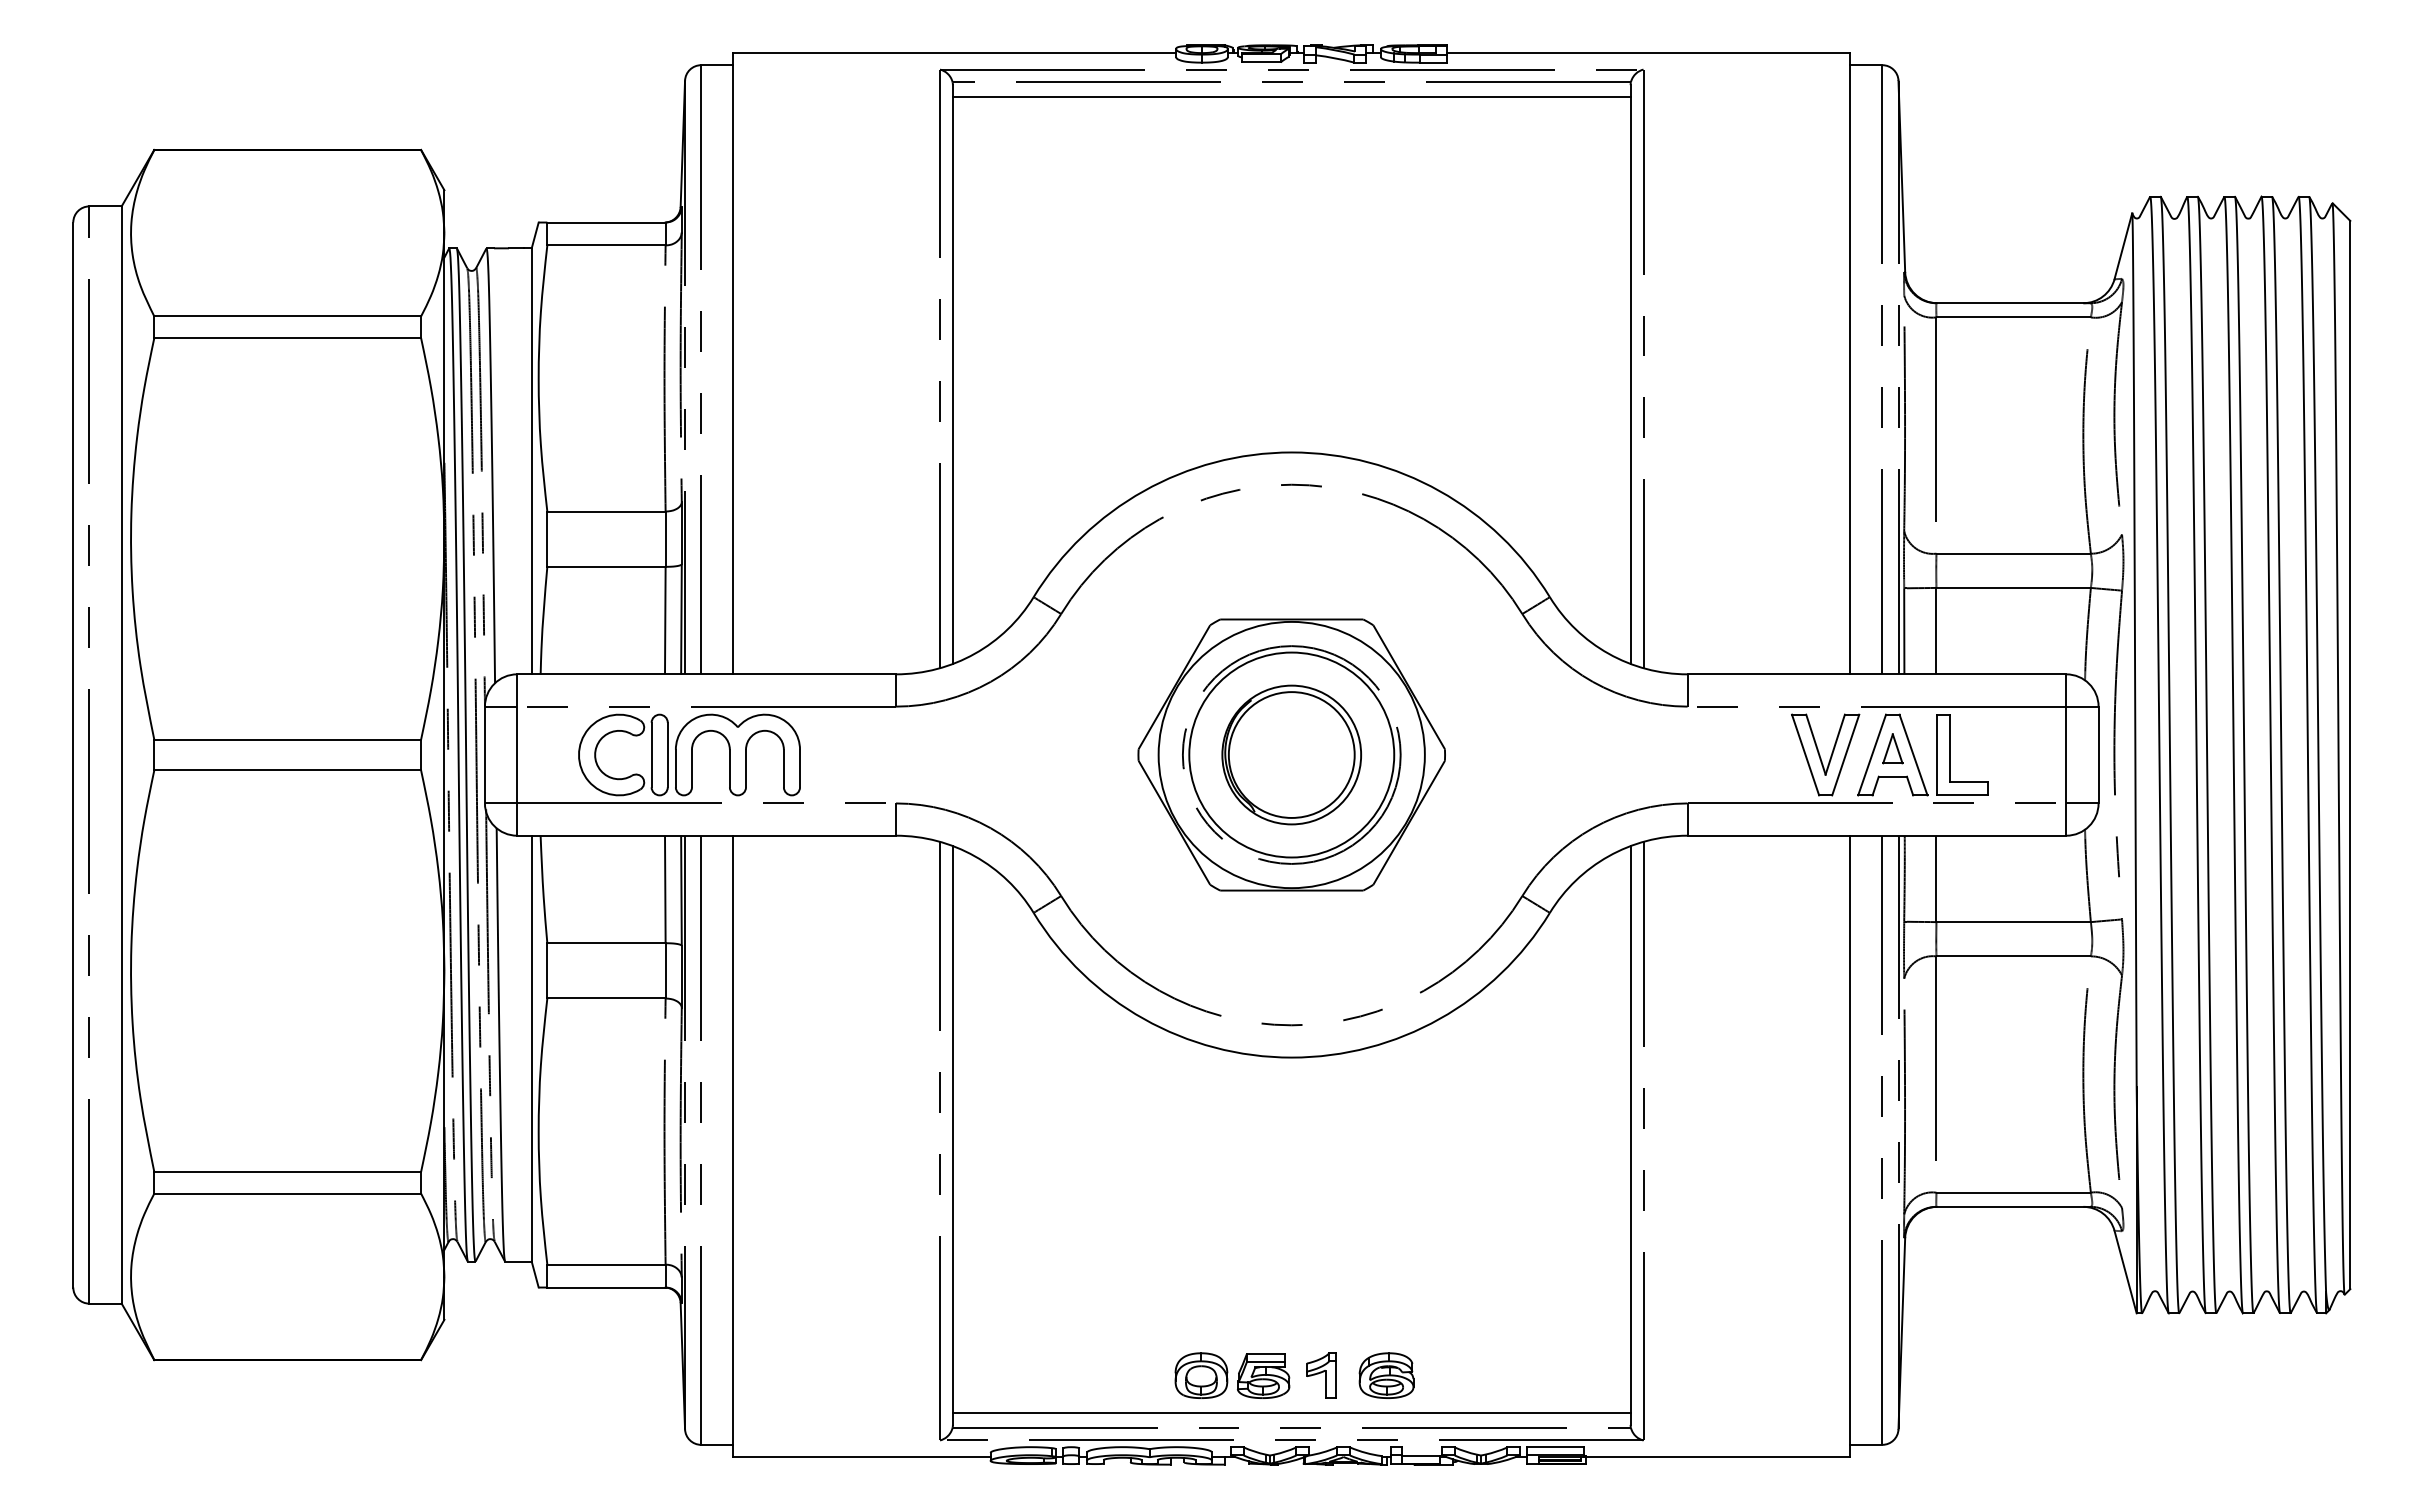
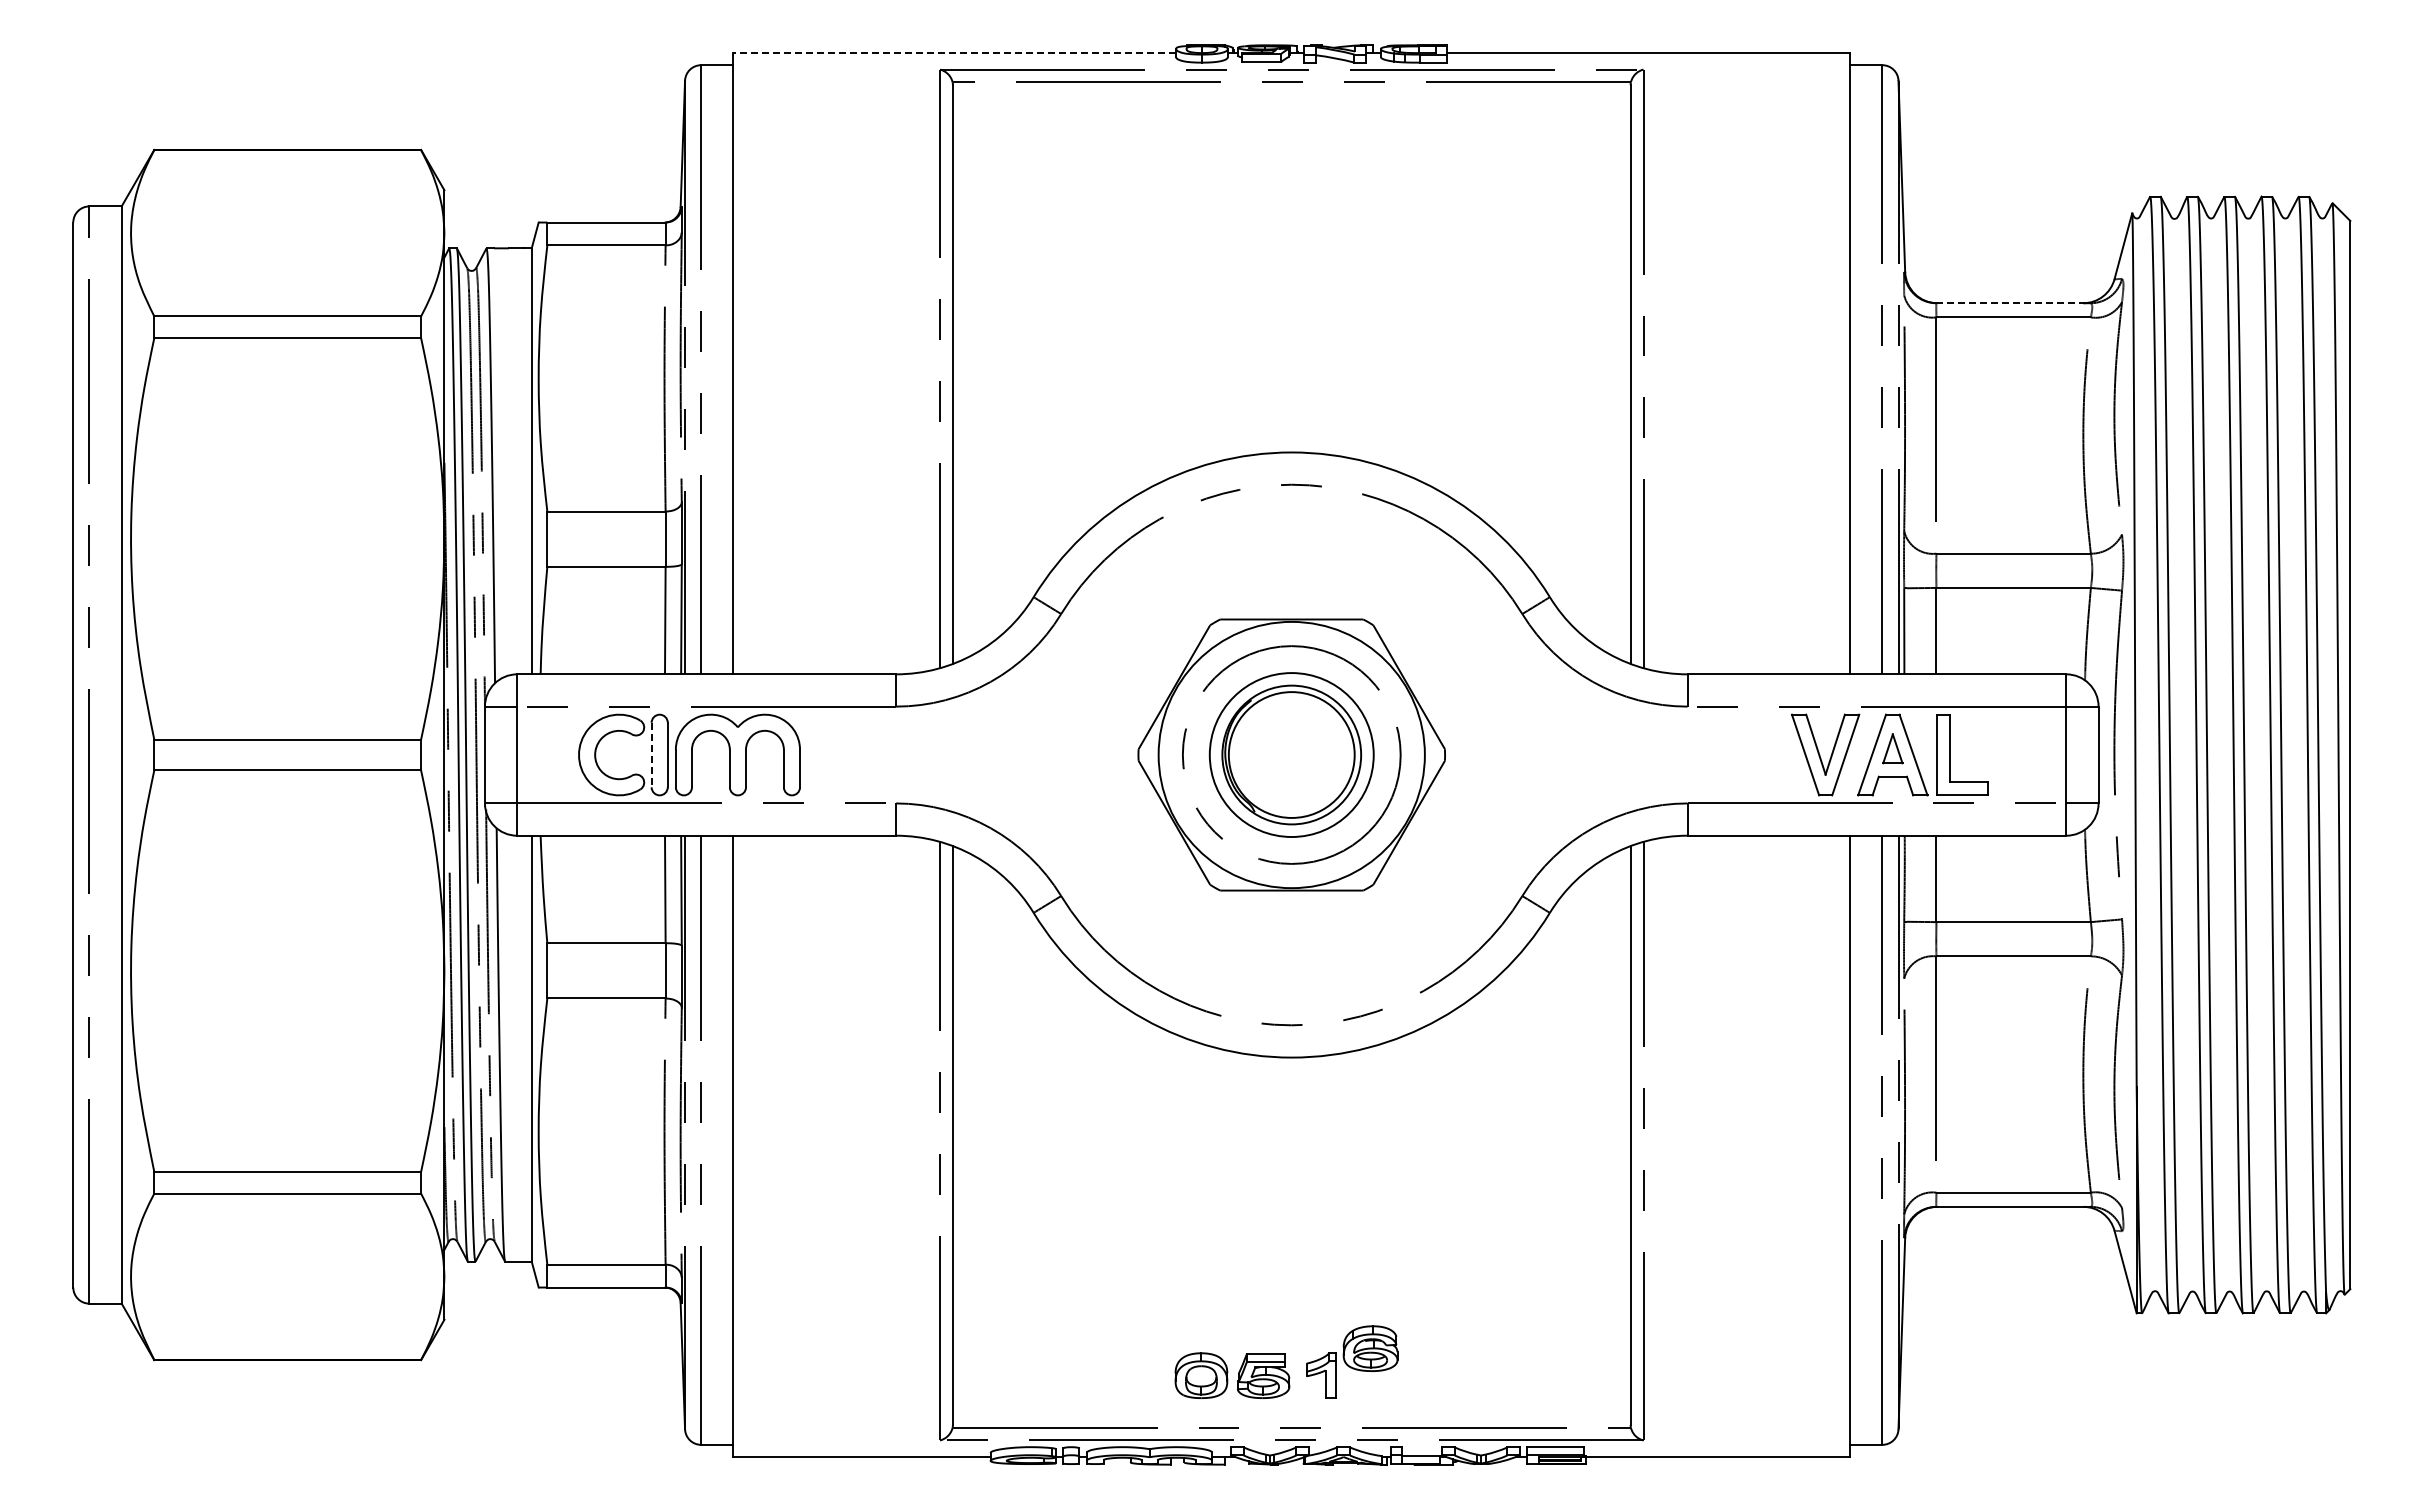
line: solid -> dashed (954, 53)
line: present -> none (1291, 96)
line: solid -> dashed (2014, 303)
circle diameter: 205 px -> 164 px (1291, 755)
line: solid -> dashed (651, 755)
part position: (1386, 1375) -> (1370, 1348) (1370, 1348)
line: present -> none (1291, 1413)
